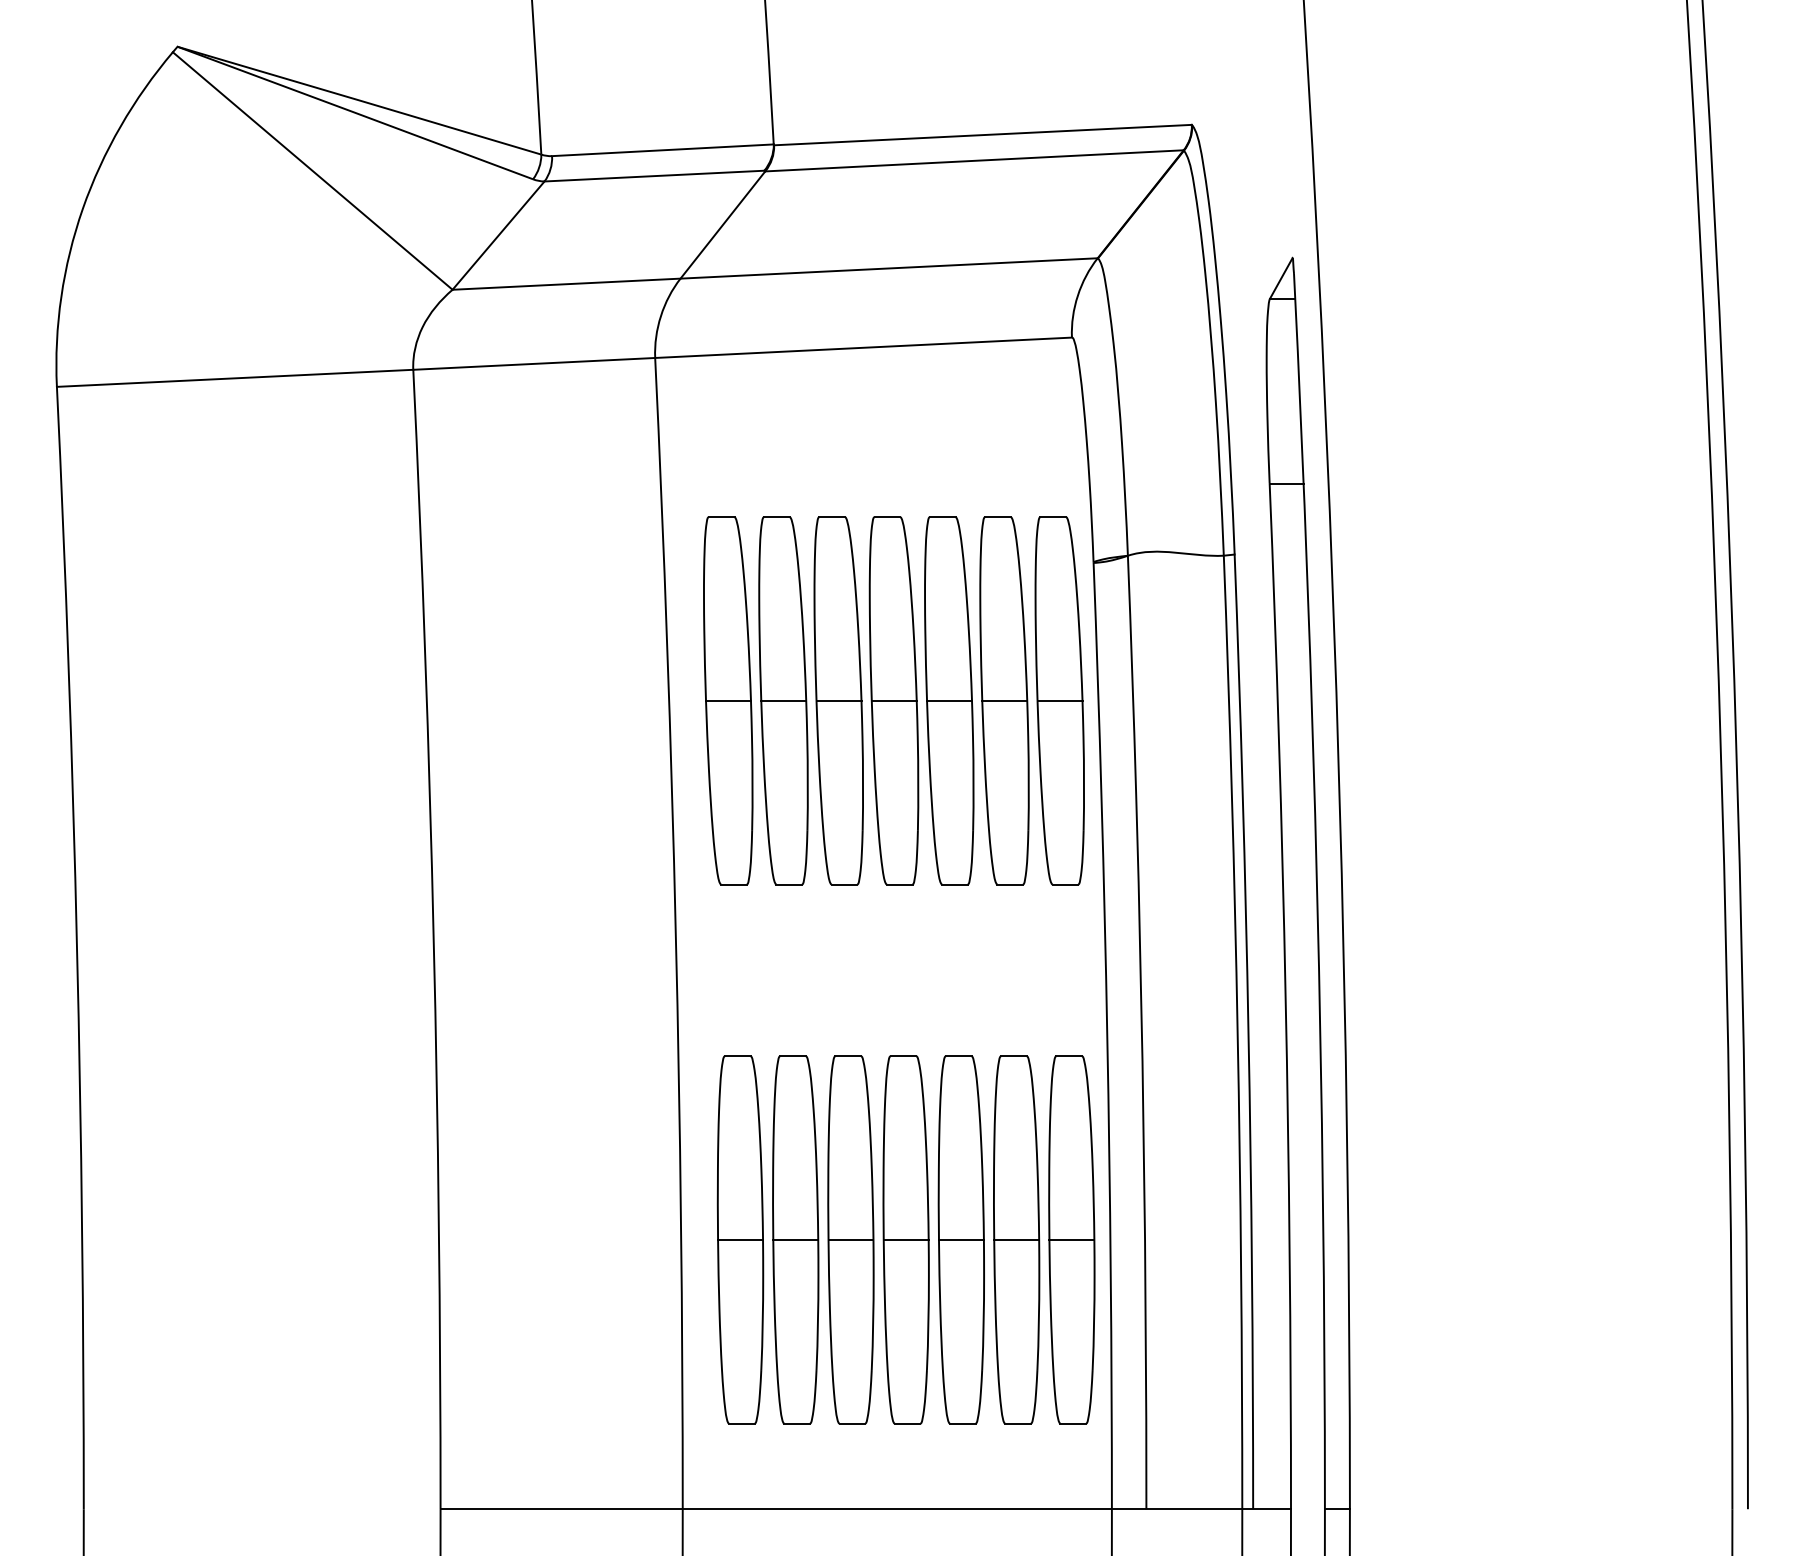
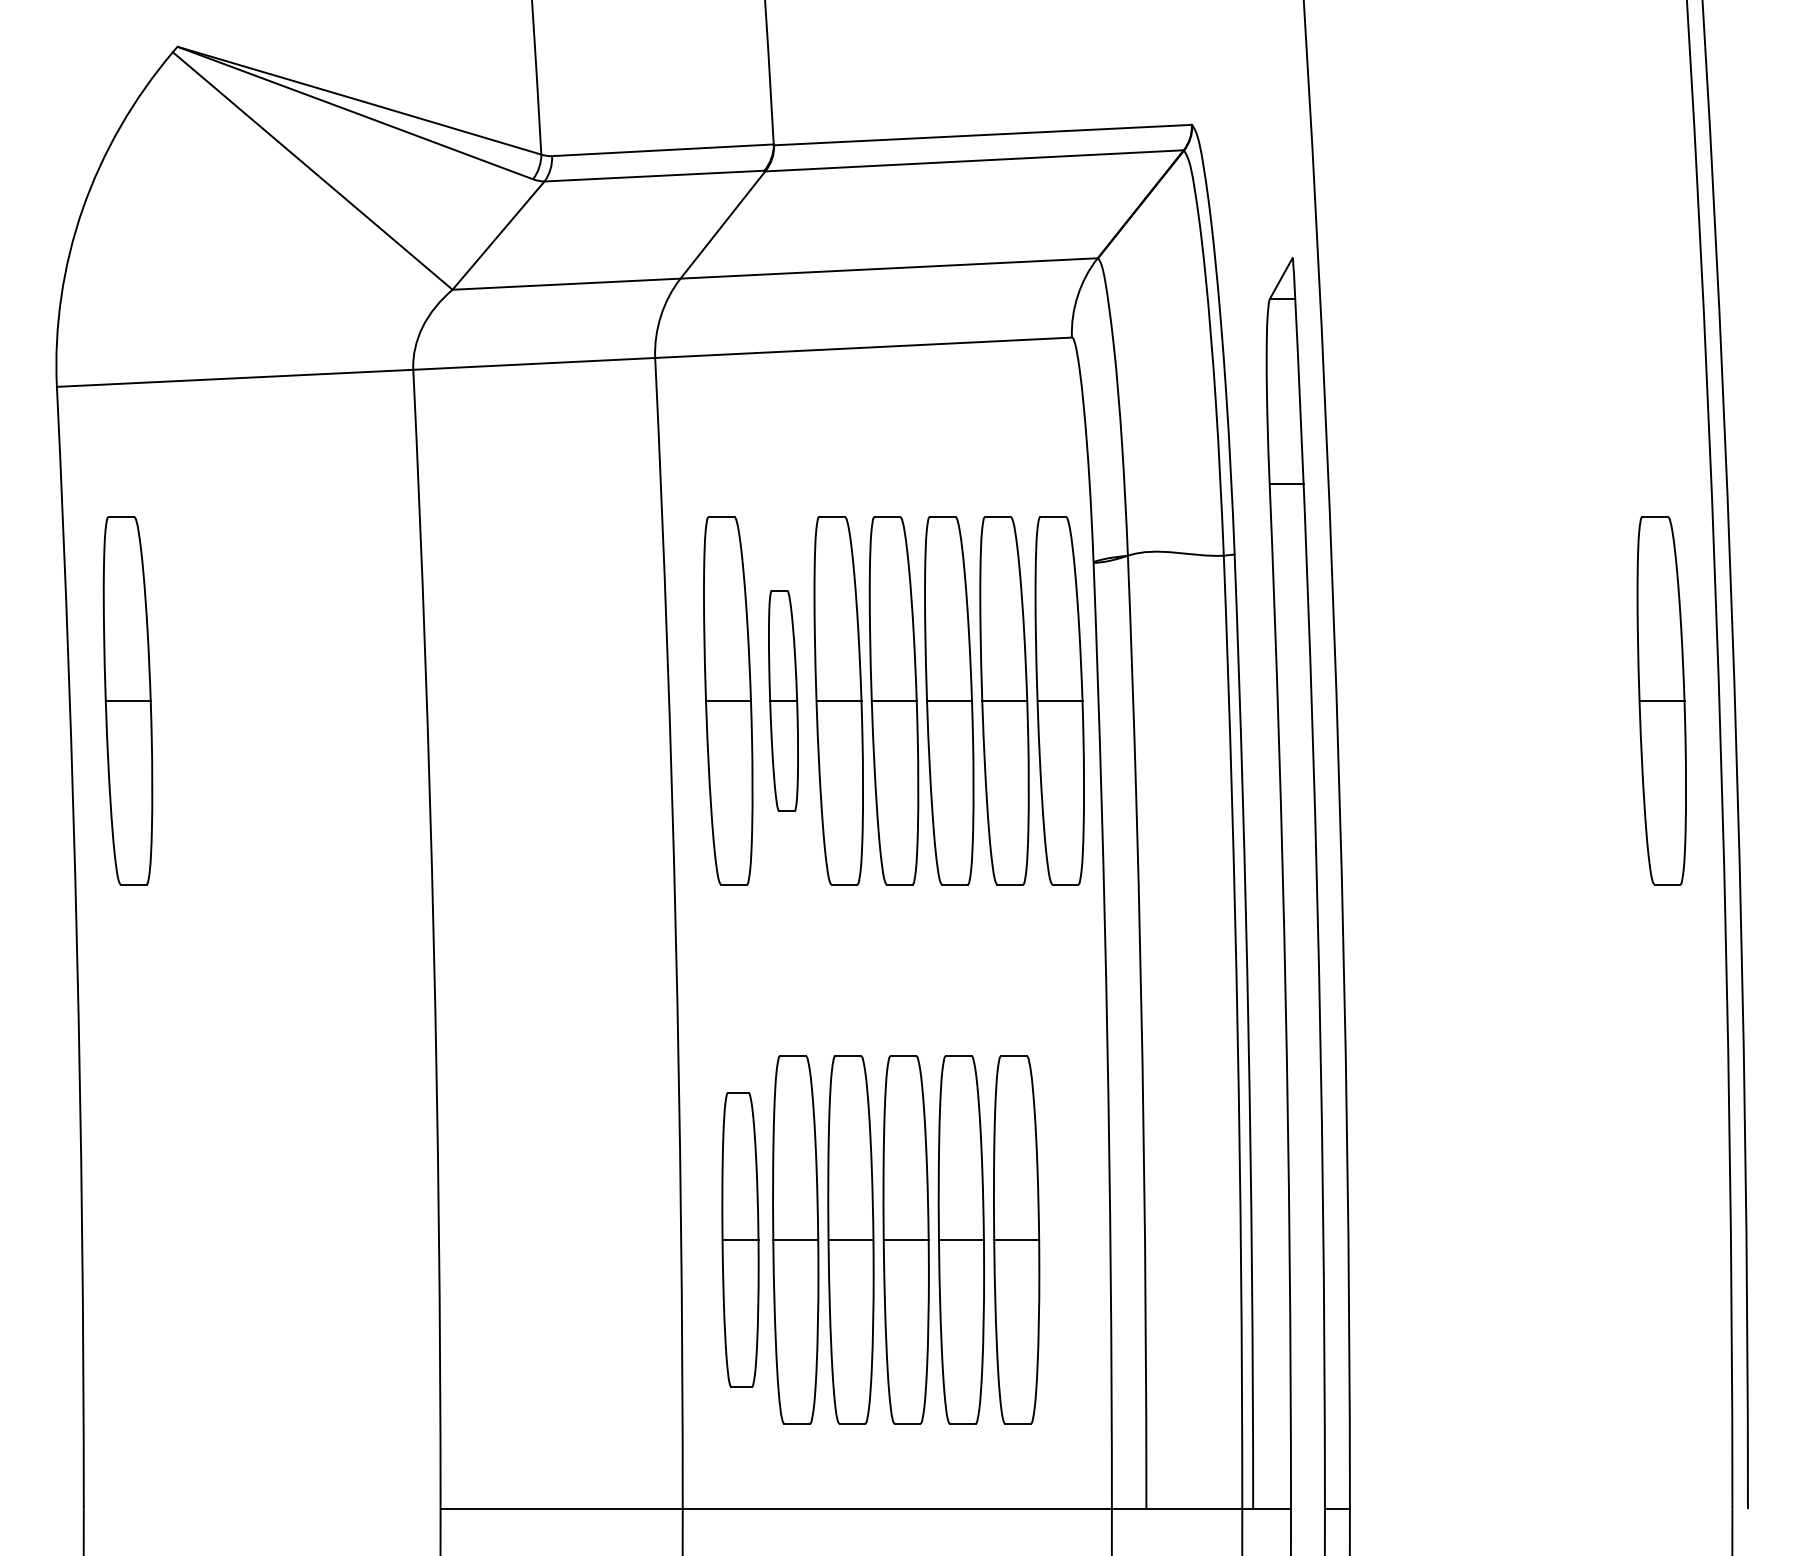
part: none -> present (127, 700)
part size: 51x370 px -> 31x222 px (783, 700)
part: none -> present (1661, 700)
part size: 49x370 px -> 39x296 px (740, 1239)
part: present -> none (1071, 1239)
